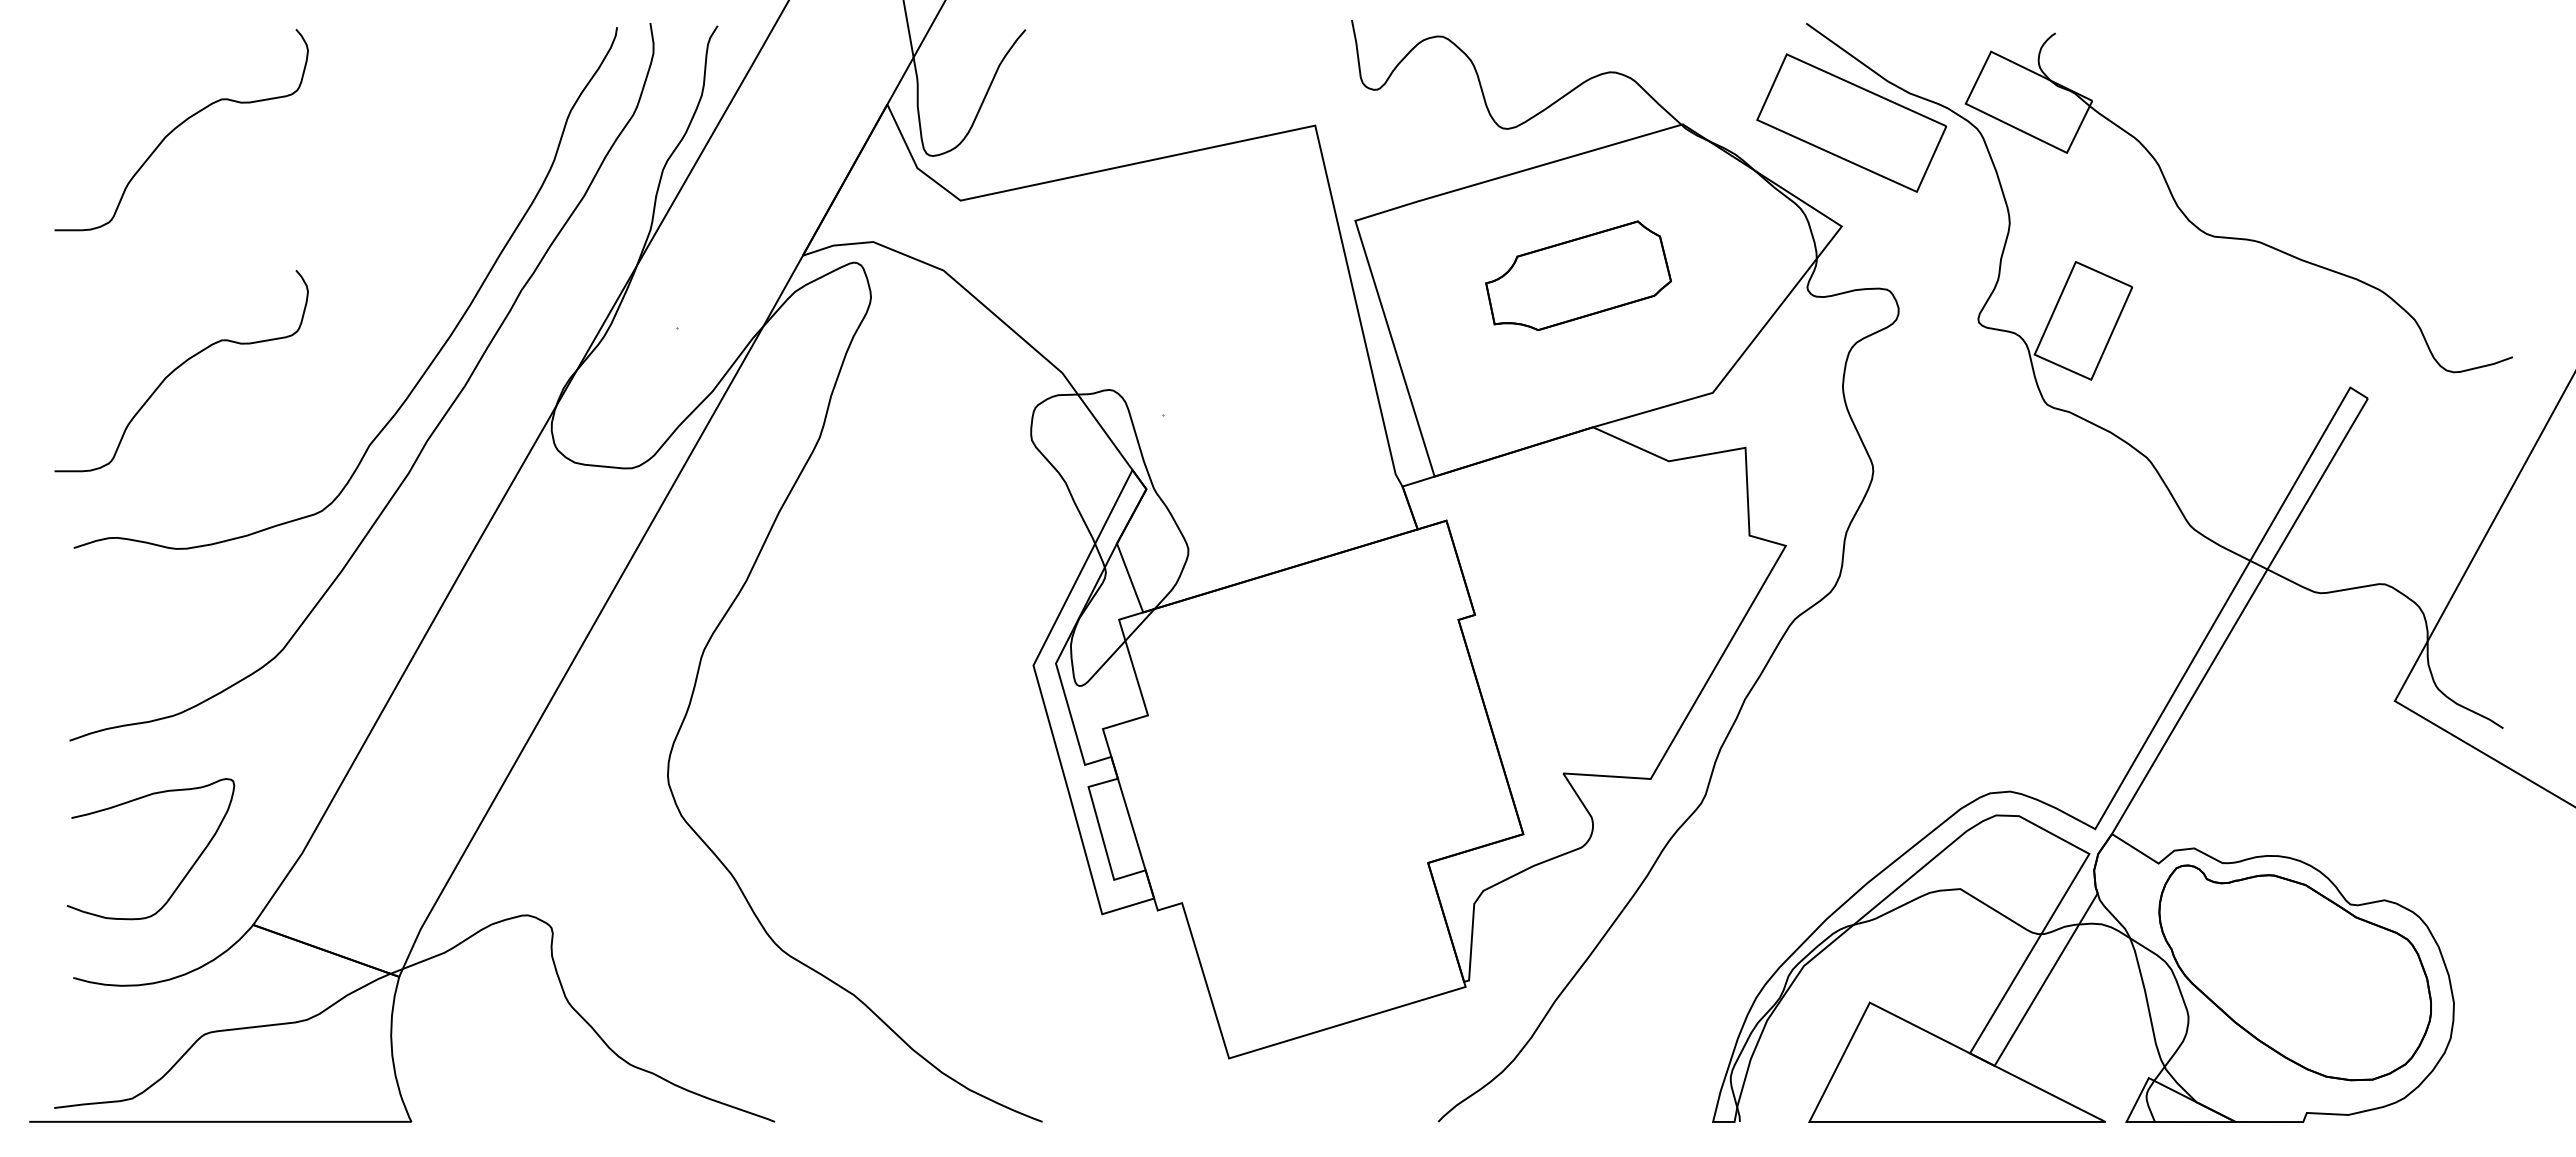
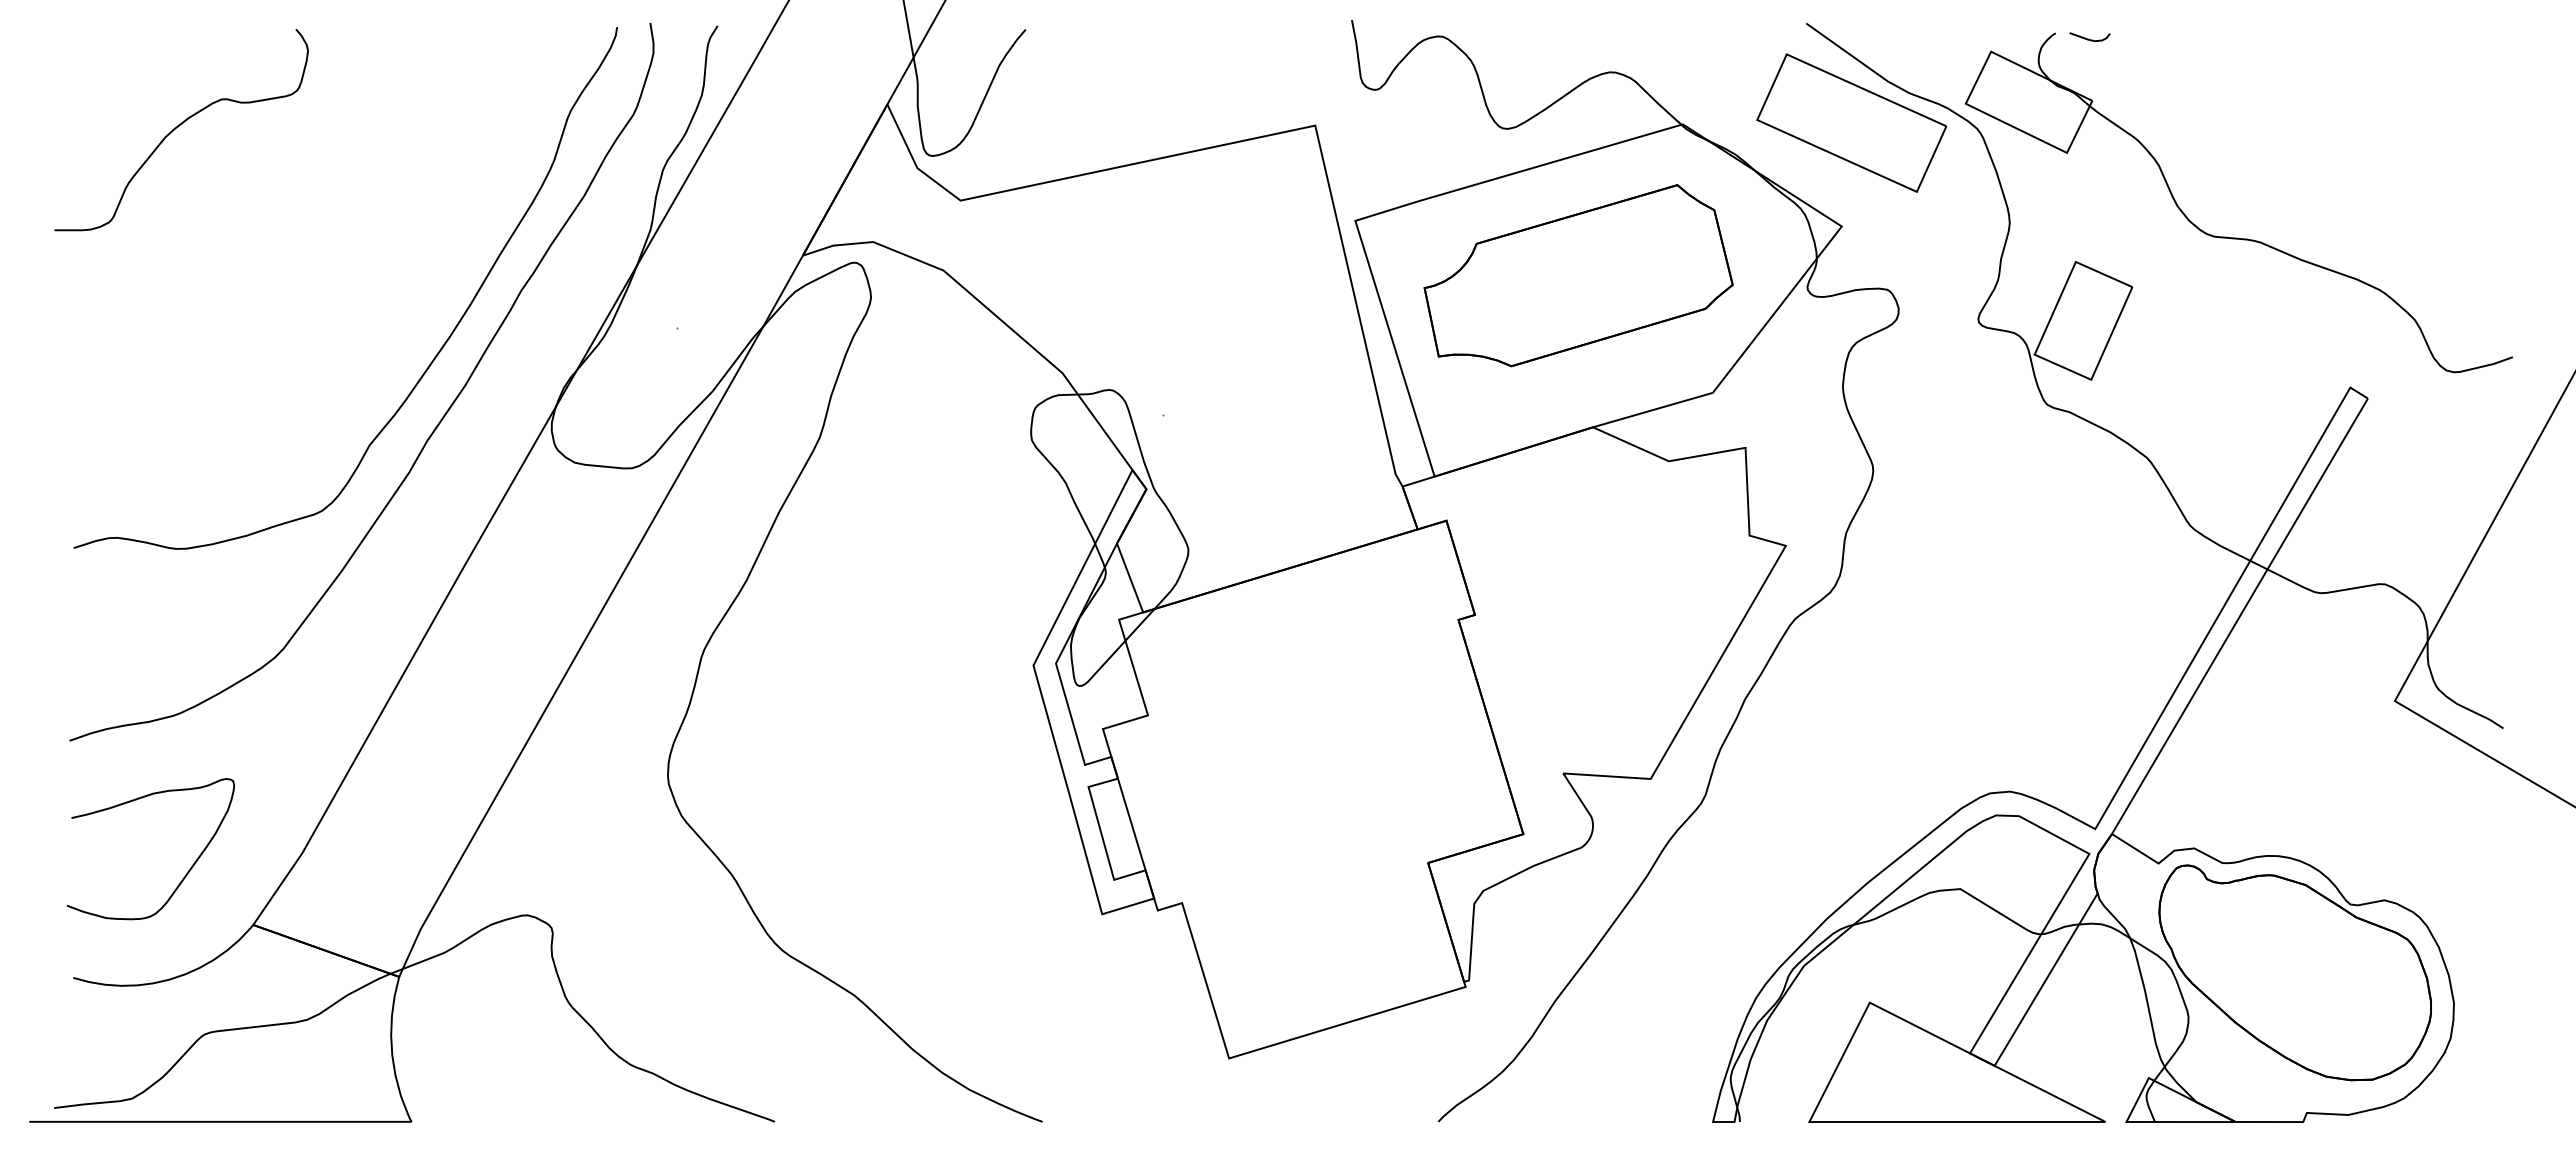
curve: none -> present (2088, 38)
part size: 187x112 px -> 311x184 px (1578, 275)
curve: present -> none (178, 368)
